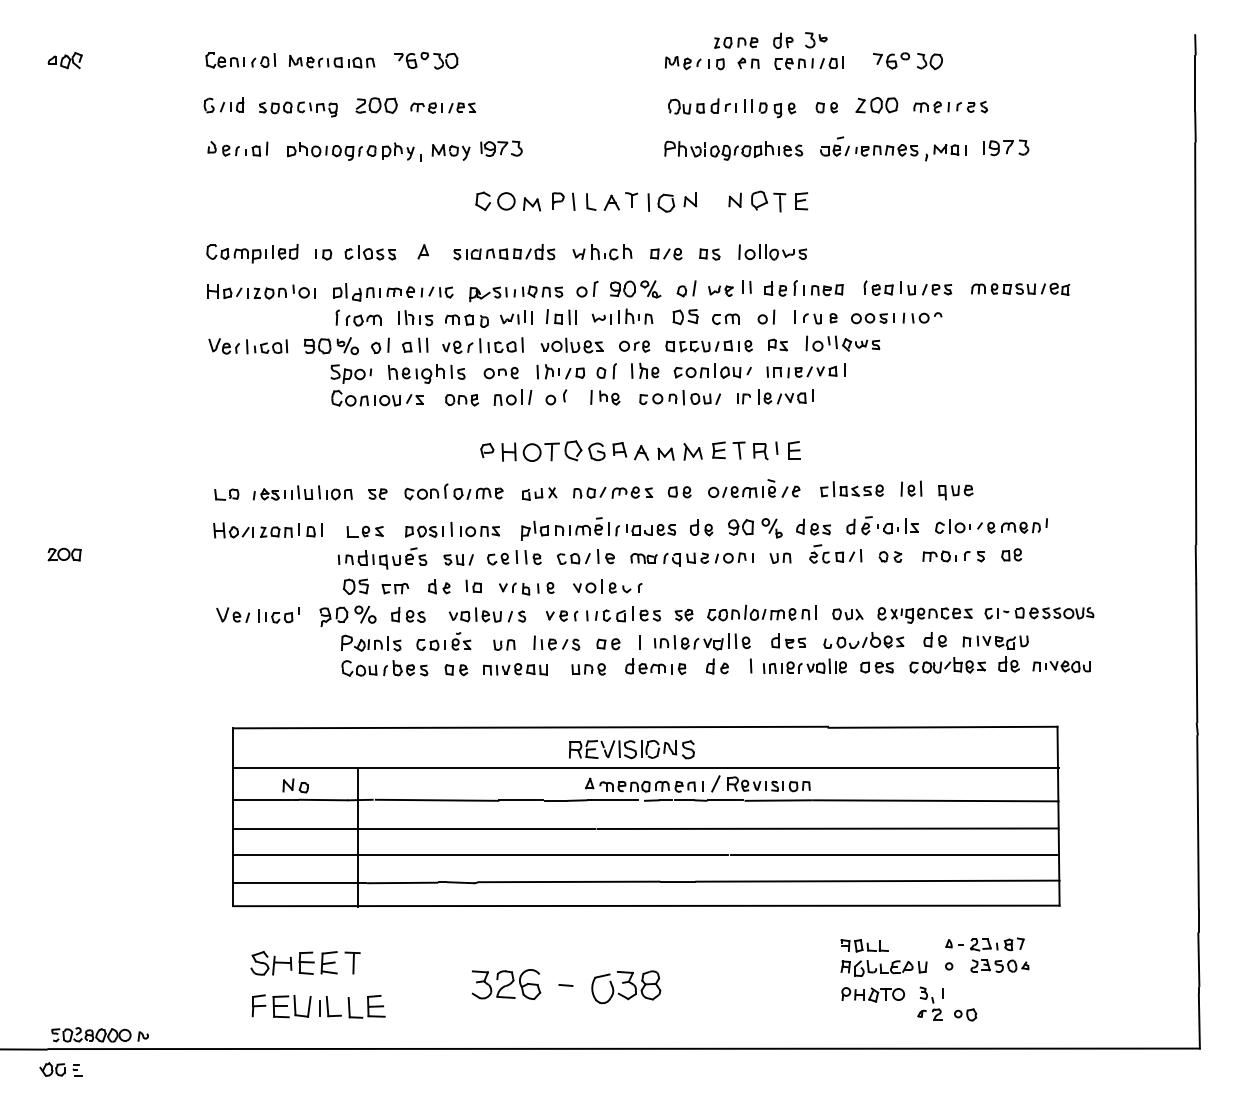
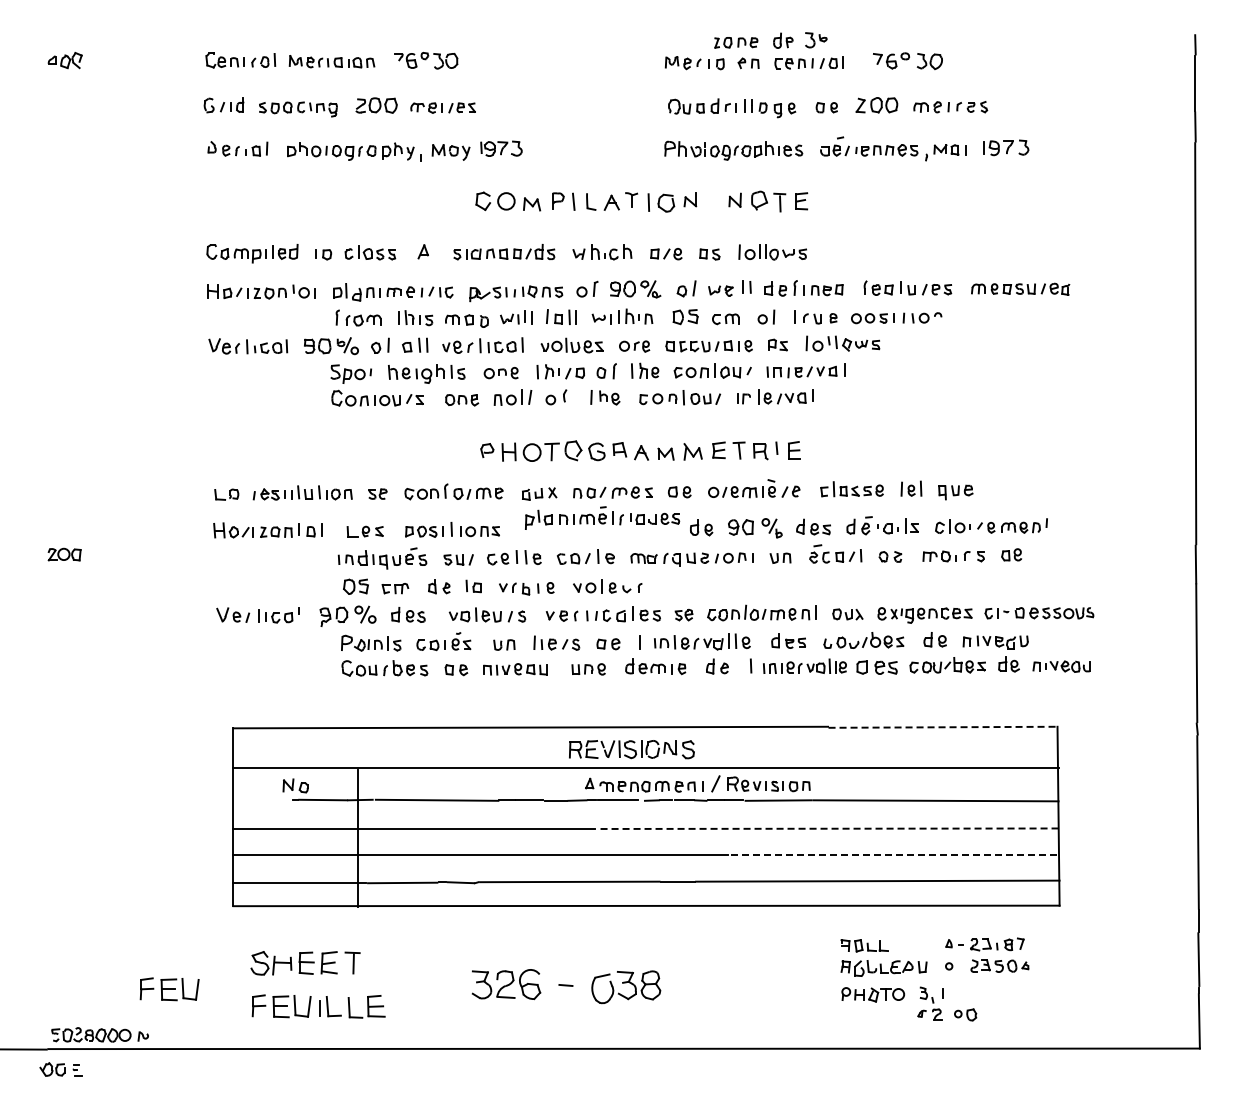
part position: (598, 528) -> (602, 517) (602, 517)
part size: 34x13 px -> 42x15 px (876, 667)
line: solid -> dashed (943, 727)
line: present -> none (262, 799)
line: solid -> dashed (828, 828)
line: solid -> dashed (895, 855)
part: none -> present (169, 989)
